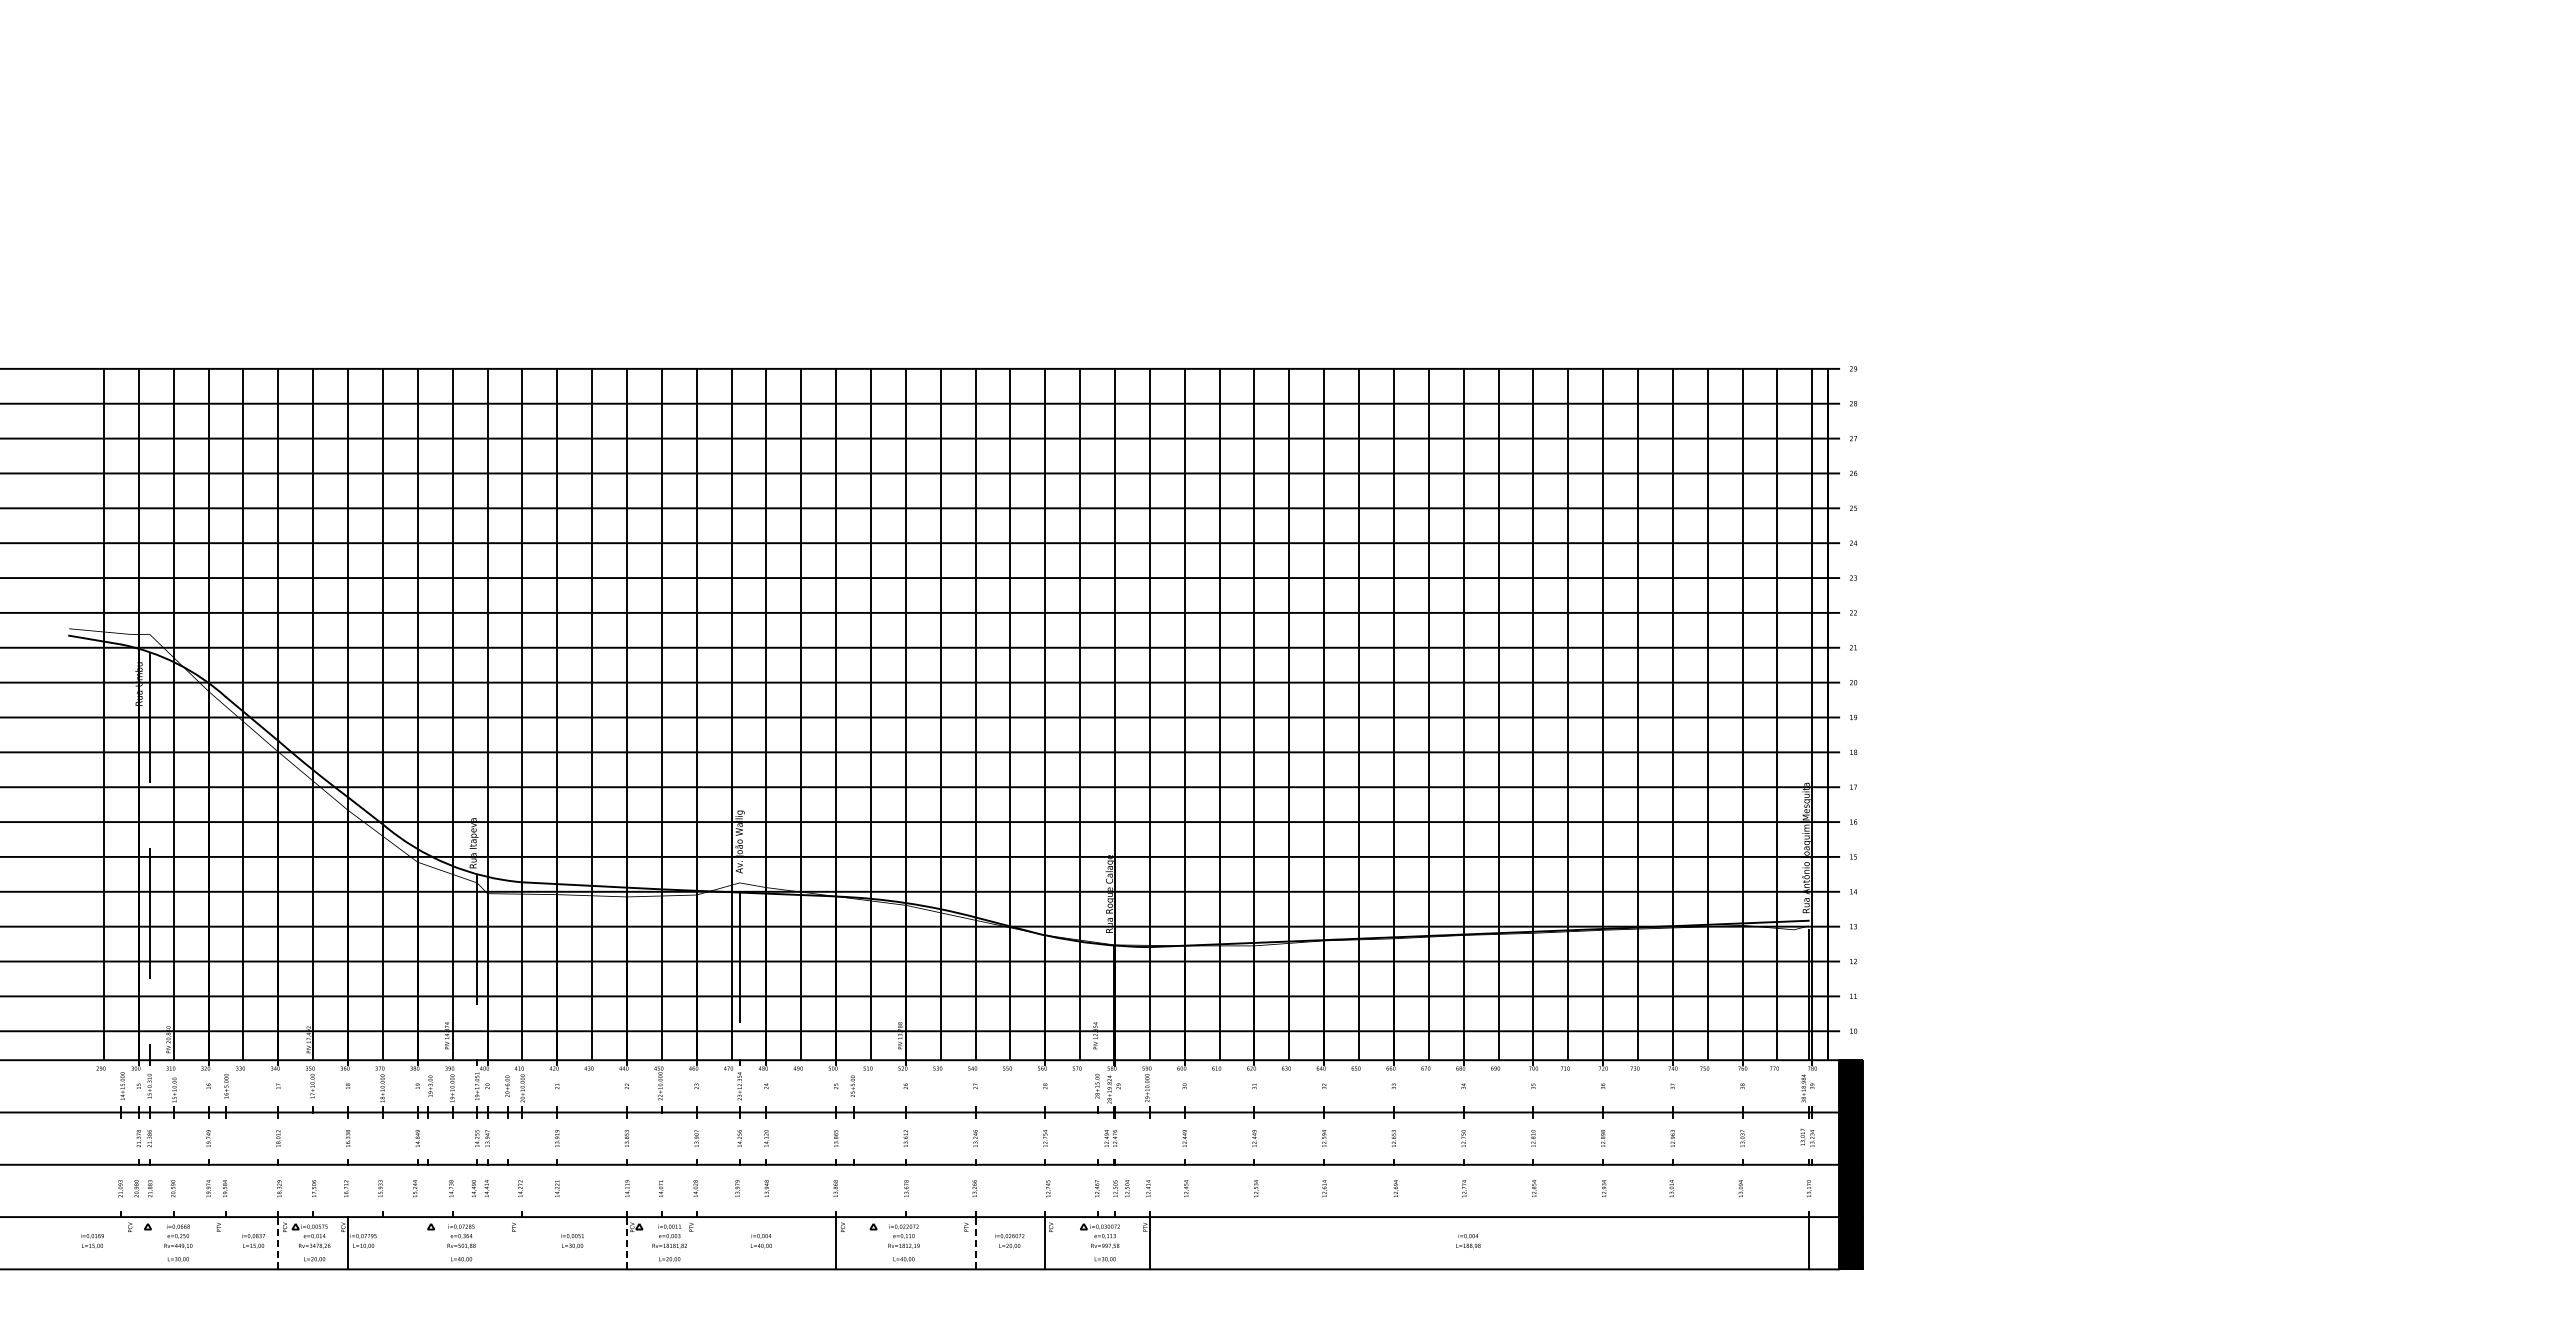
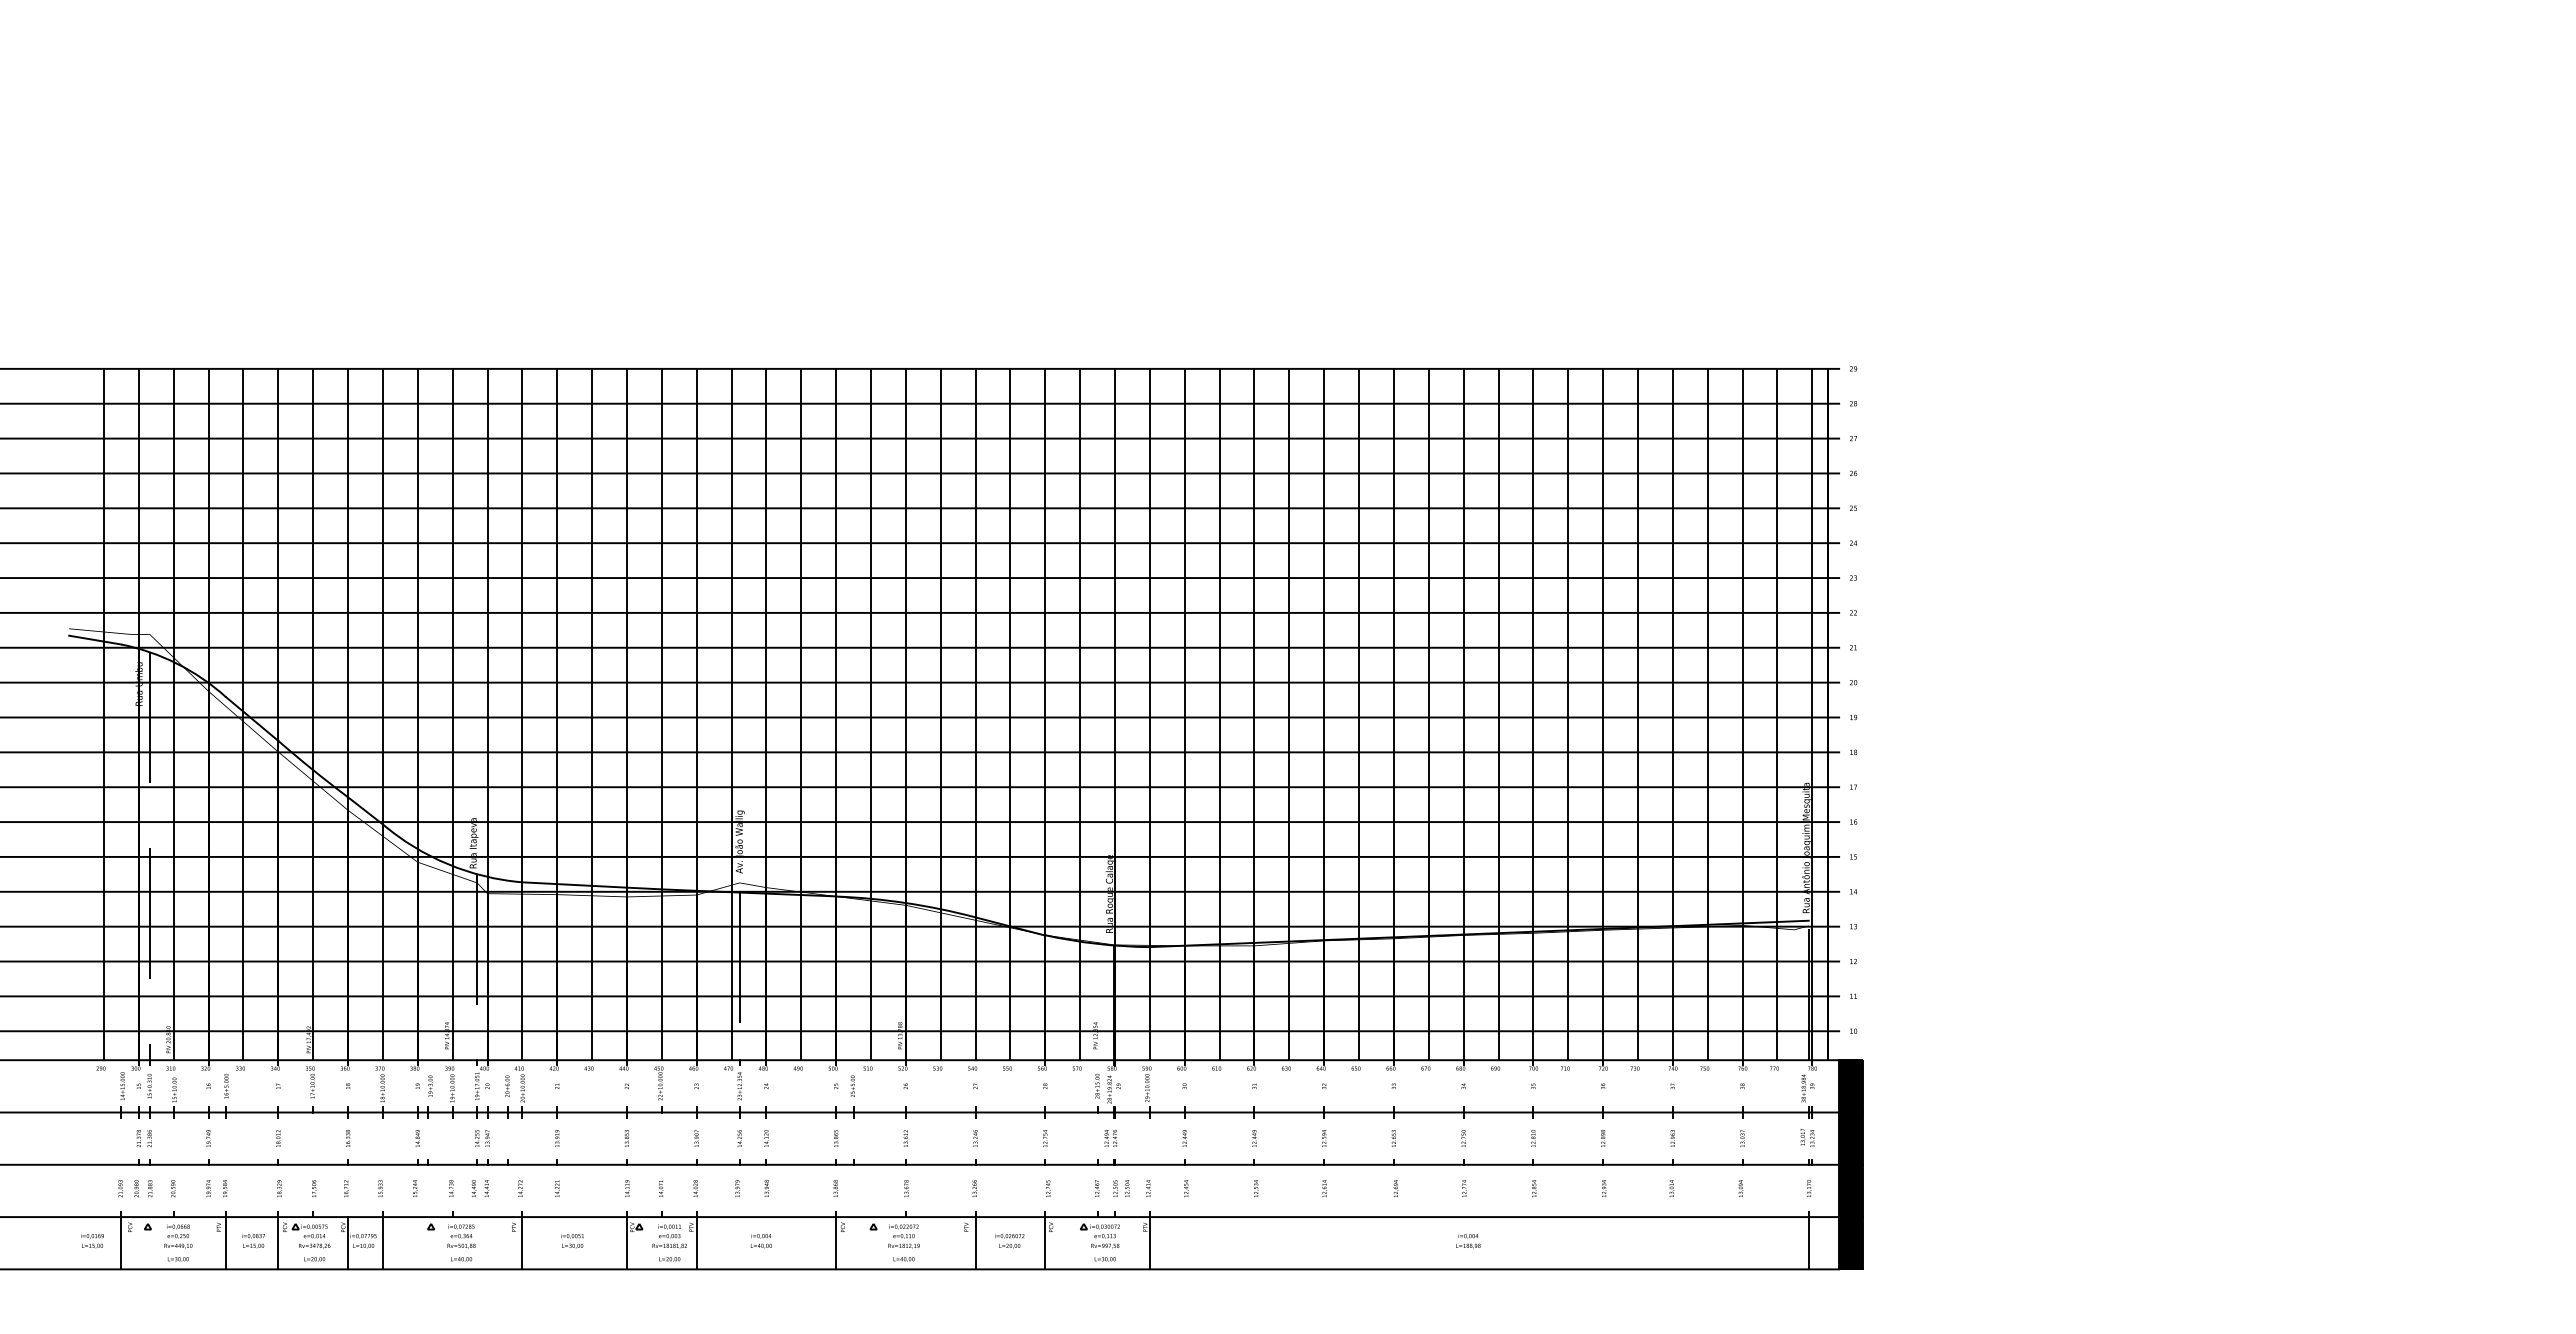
line: dashed -> solid (278, 1242)
line: dashed -> solid (626, 1242)
line: dashed -> solid (975, 1242)
line: none -> present (121, 1243)
line: none -> present (226, 1243)
line: none -> present (382, 1243)
line: none -> present (522, 1243)
line: none -> present (696, 1243)
